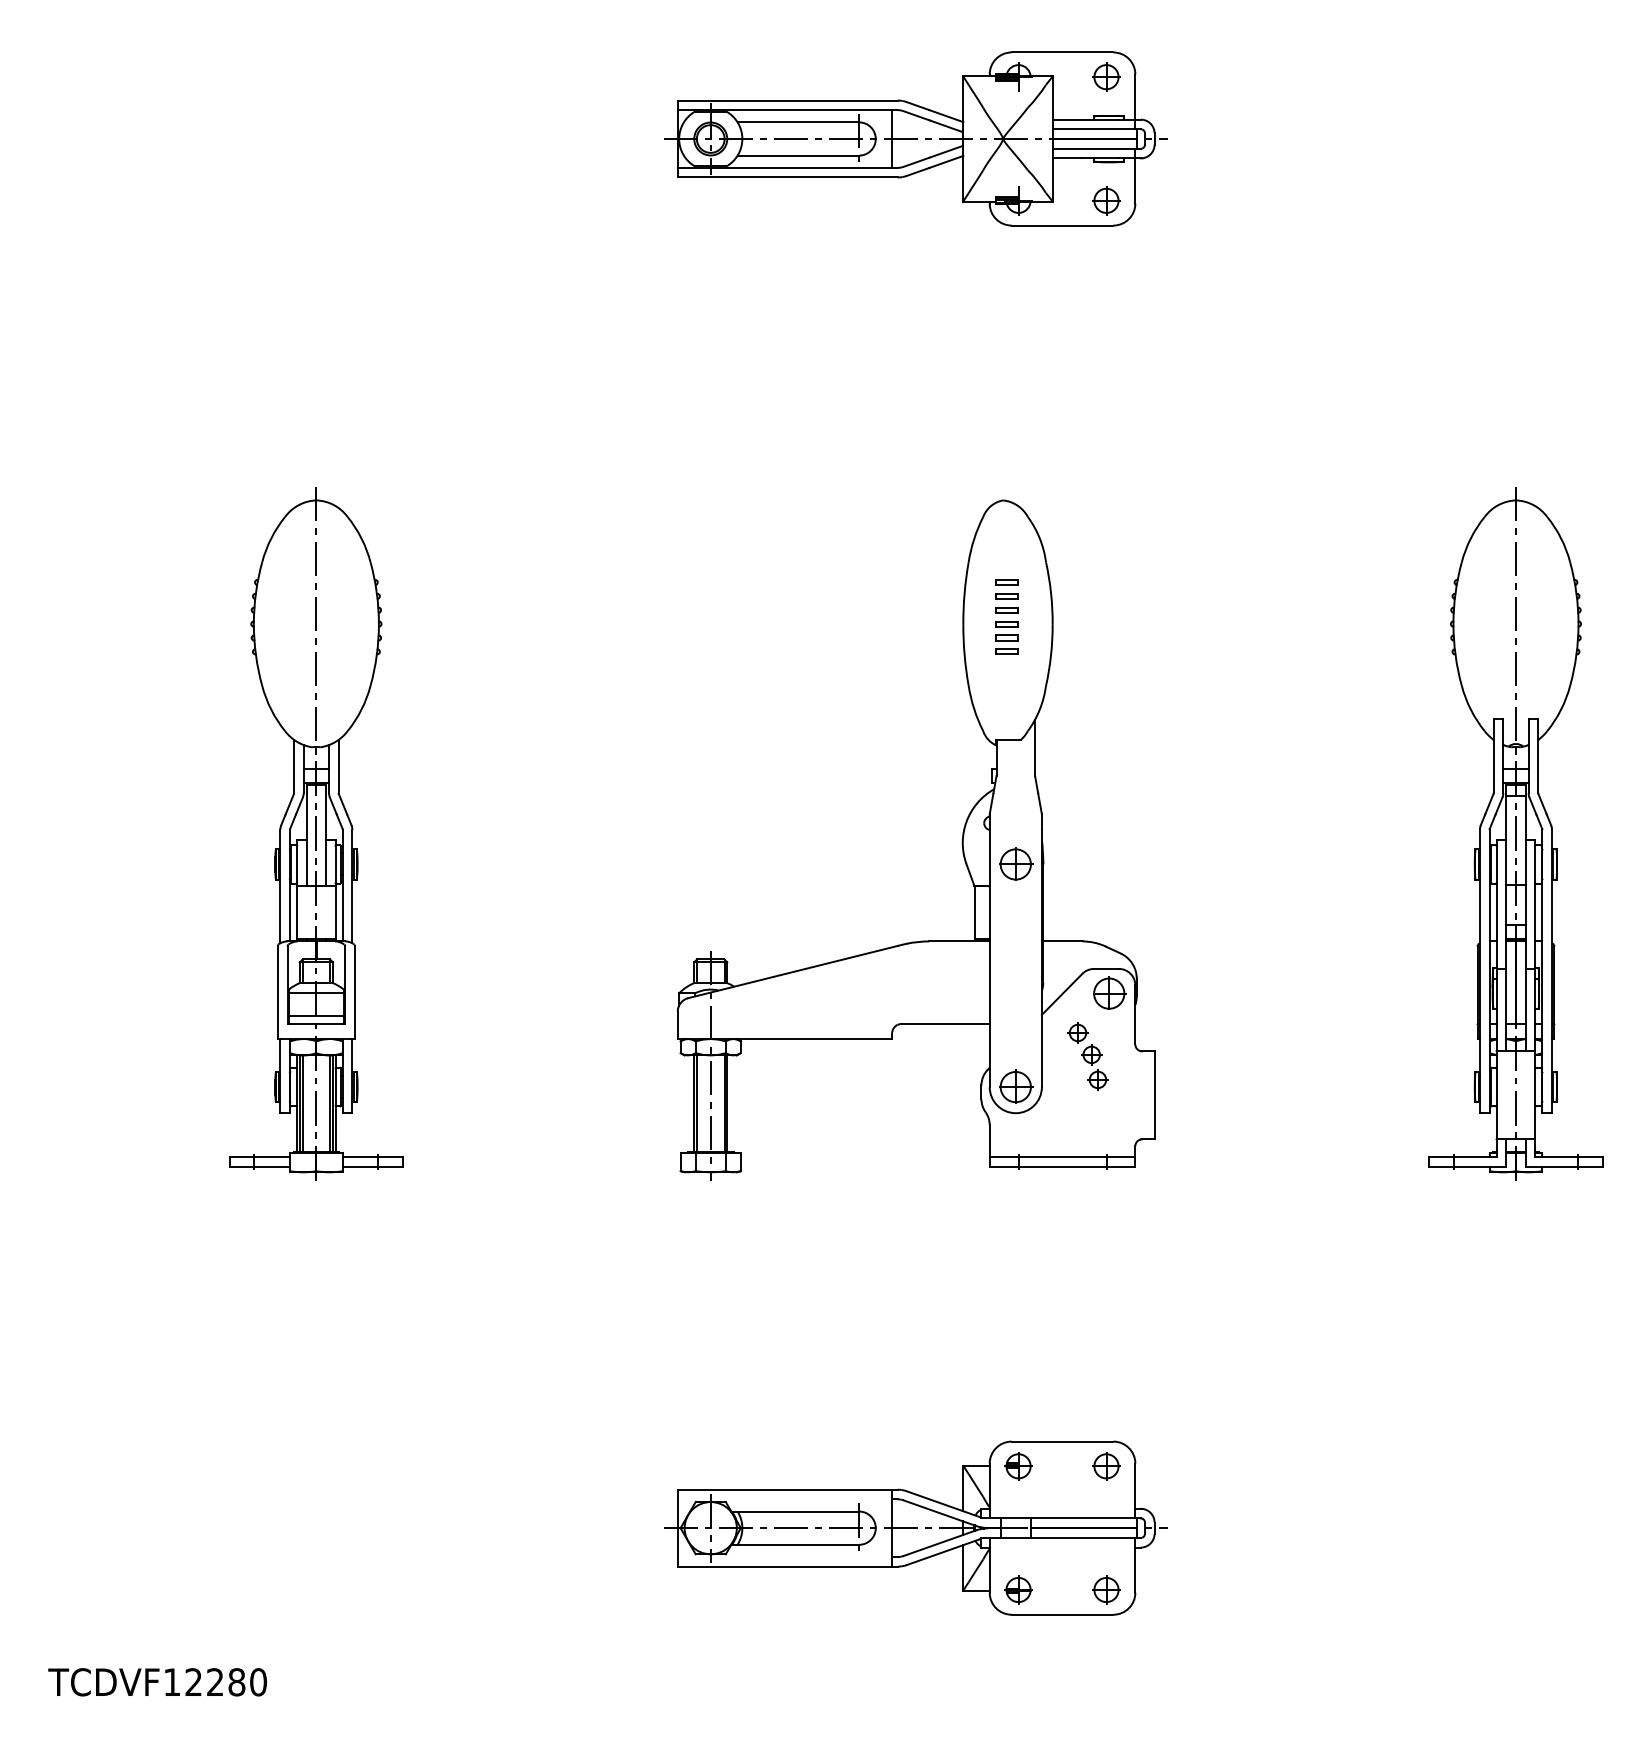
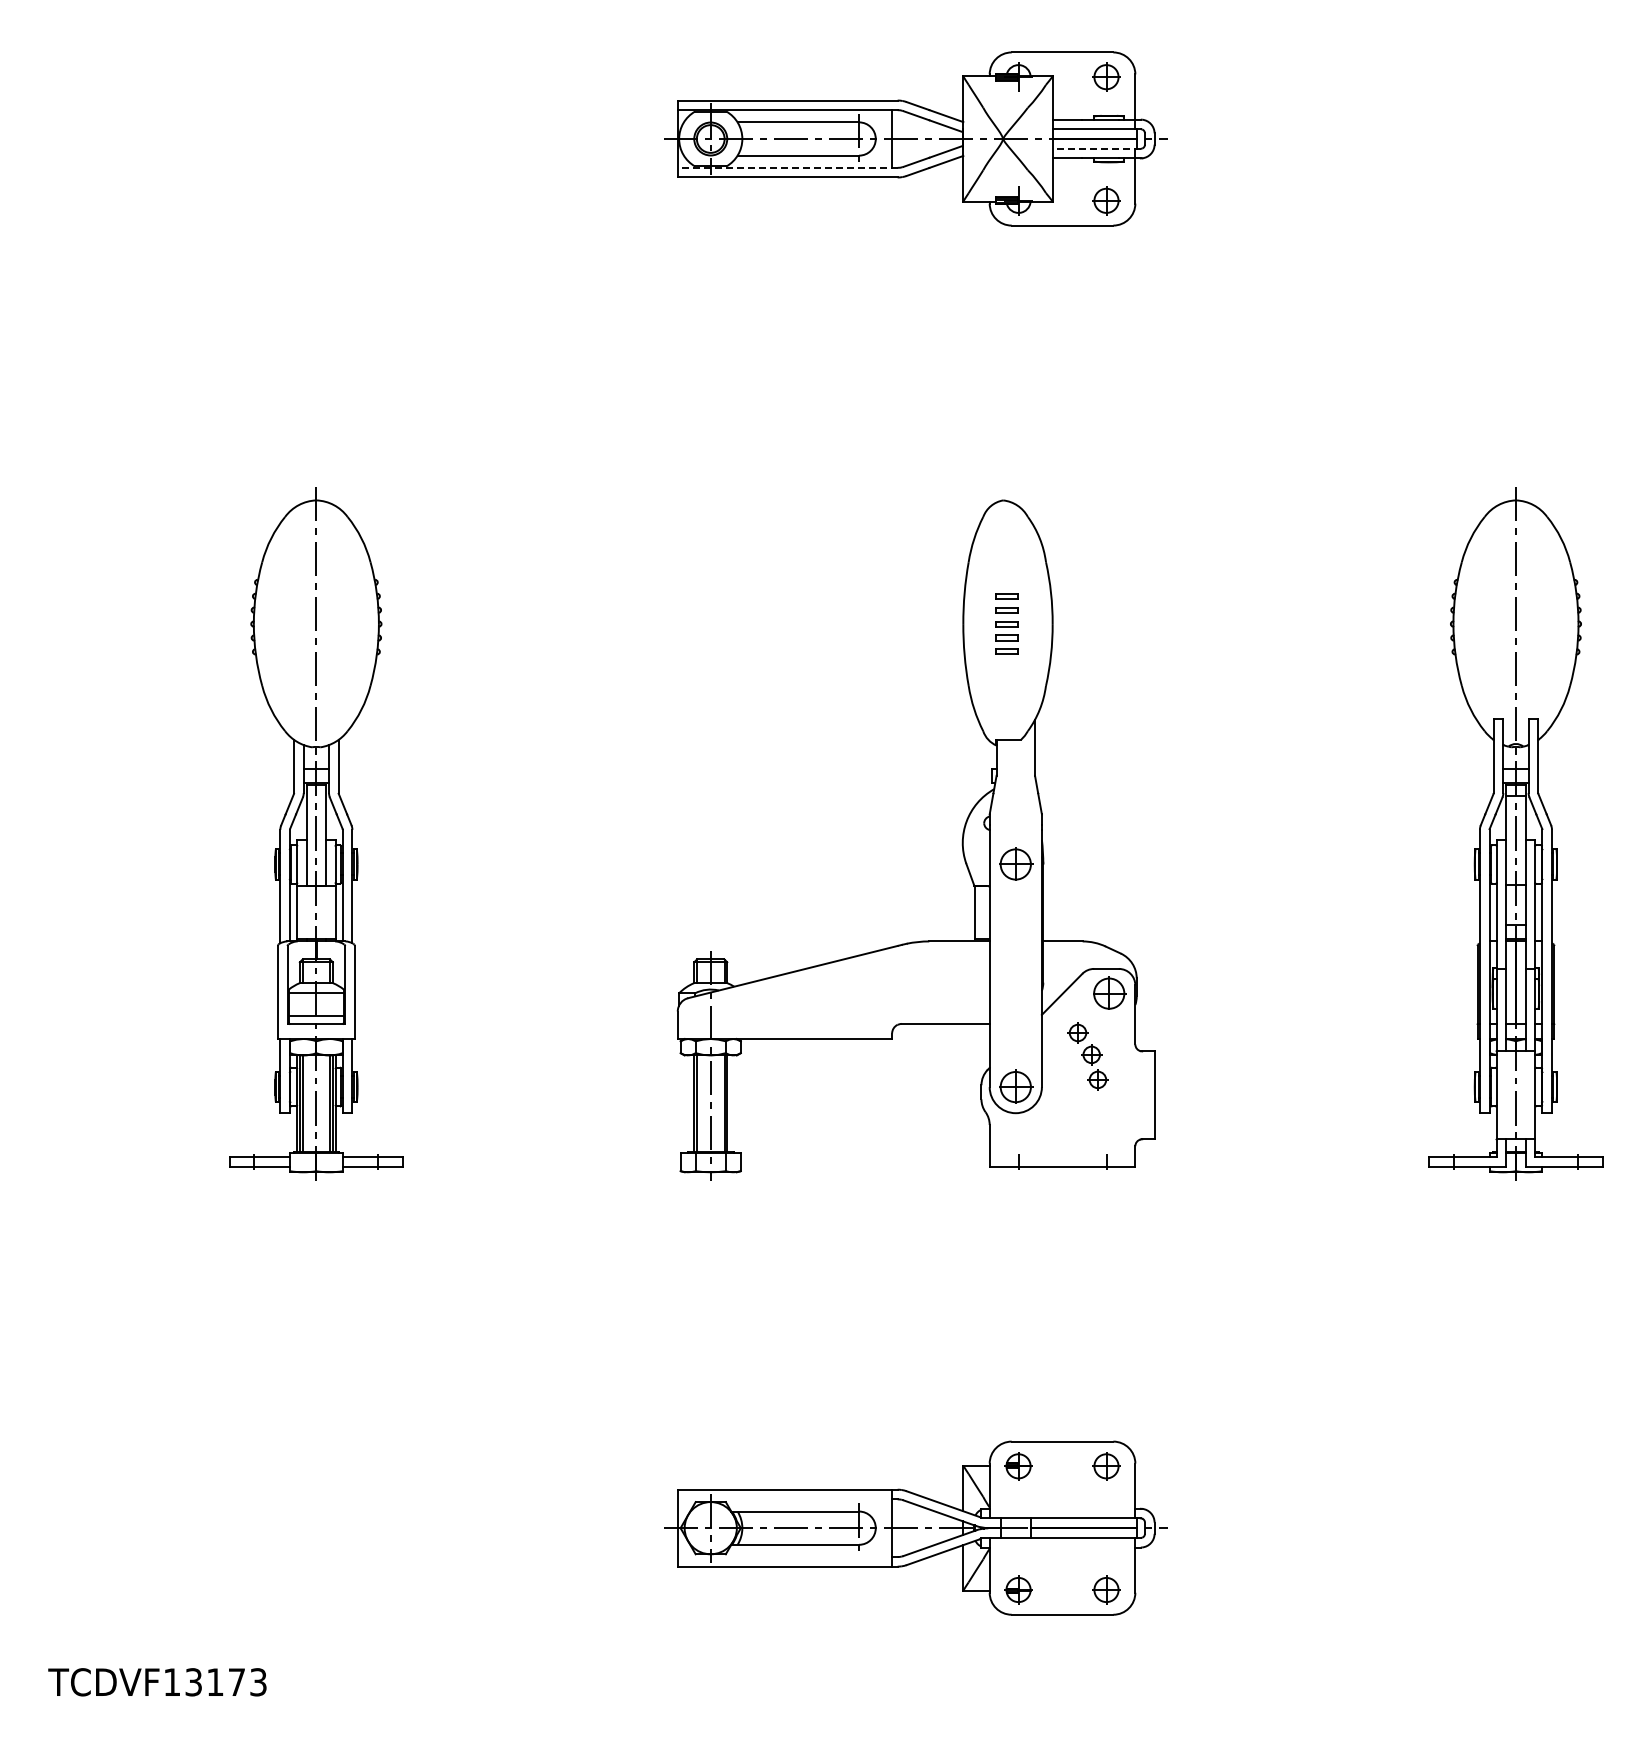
line: solid -> dashed (1096, 148)
line: solid -> dashed (787, 167)
part: present -> none (1006, 582)
line: present -> none (1062, 1157)
text: TCDVF12280 -> TCDVF13173 (226, 1682)
